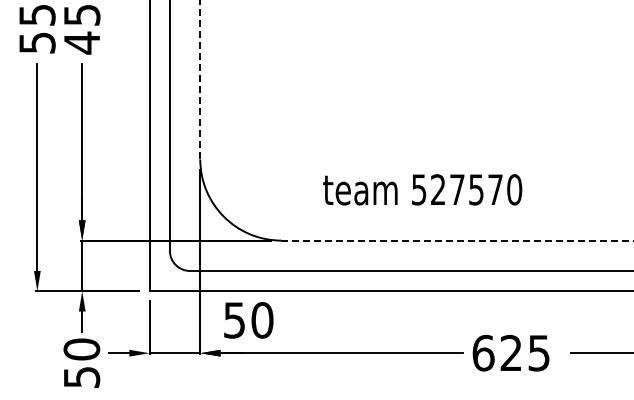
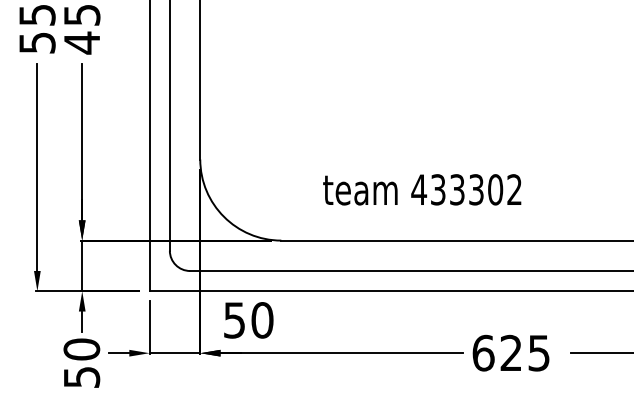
line: dashed -> solid (200, 80)
text: 527570 -> 433302 (466, 189)
line: dashed -> solid (457, 240)
